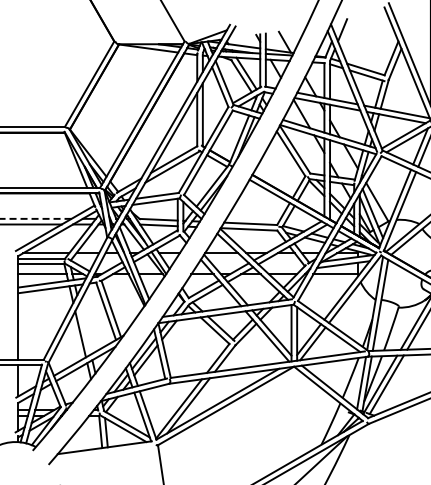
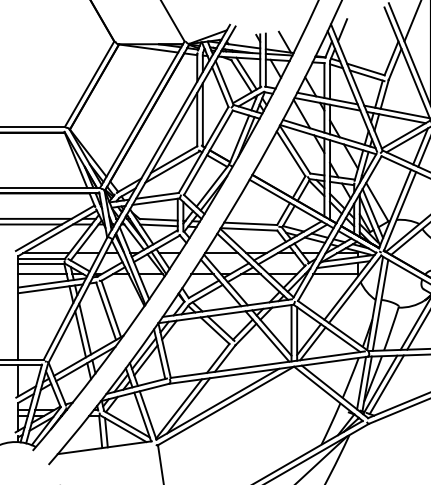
line: none -> present (412, 21)
line: dashed -> solid (35, 218)
line: none -> present (85, 328)
